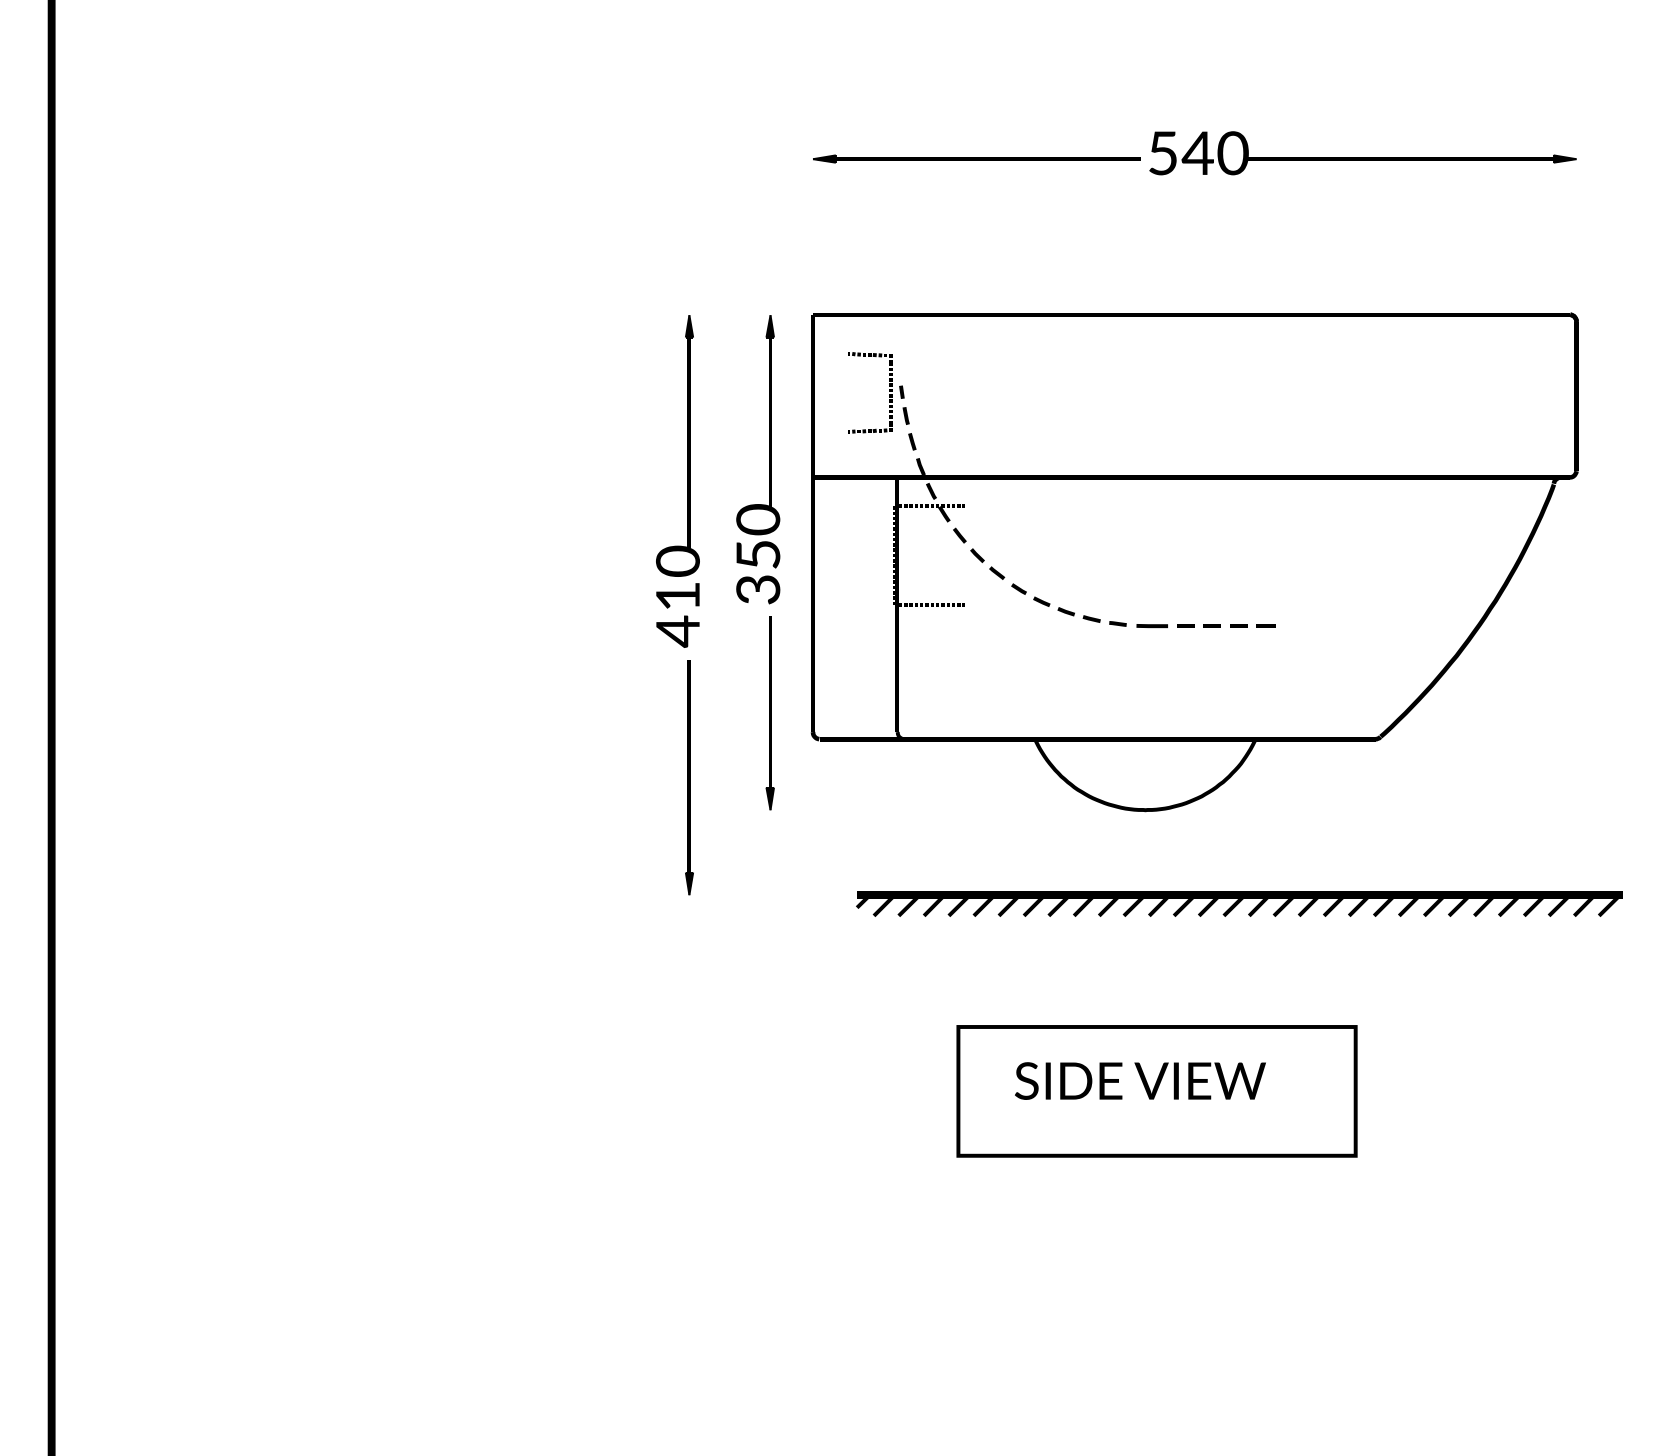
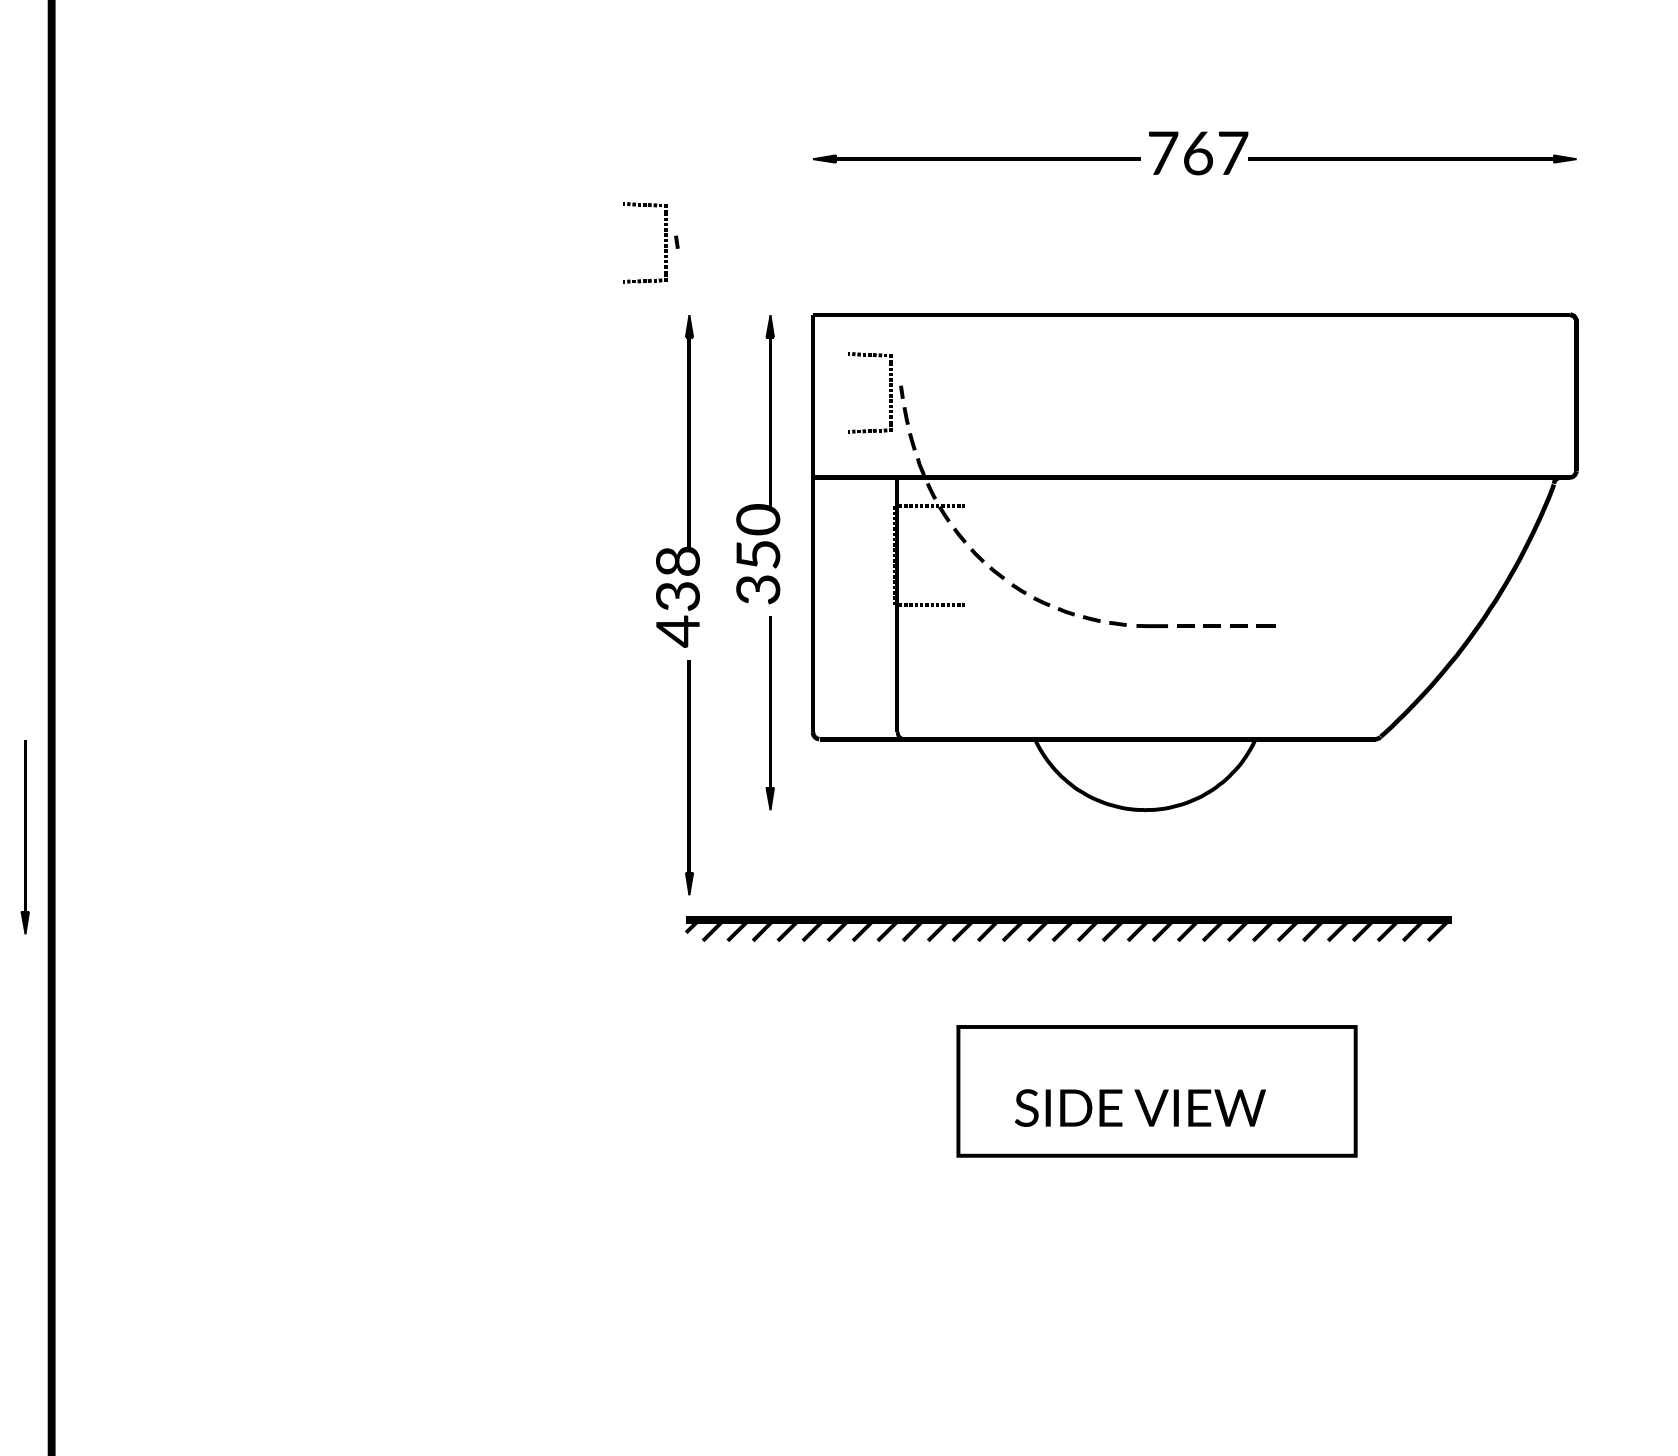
text: 540 -> 767 (1198, 153)
part: none -> present (664, 241)
text: 410 -> 438 (677, 577)
part: none -> present (24, 837)
part position: (1239, 903) -> (1068, 928) (1068, 928)
text position: (1140, 1080) -> (1140, 1107) (1140, 1107)
